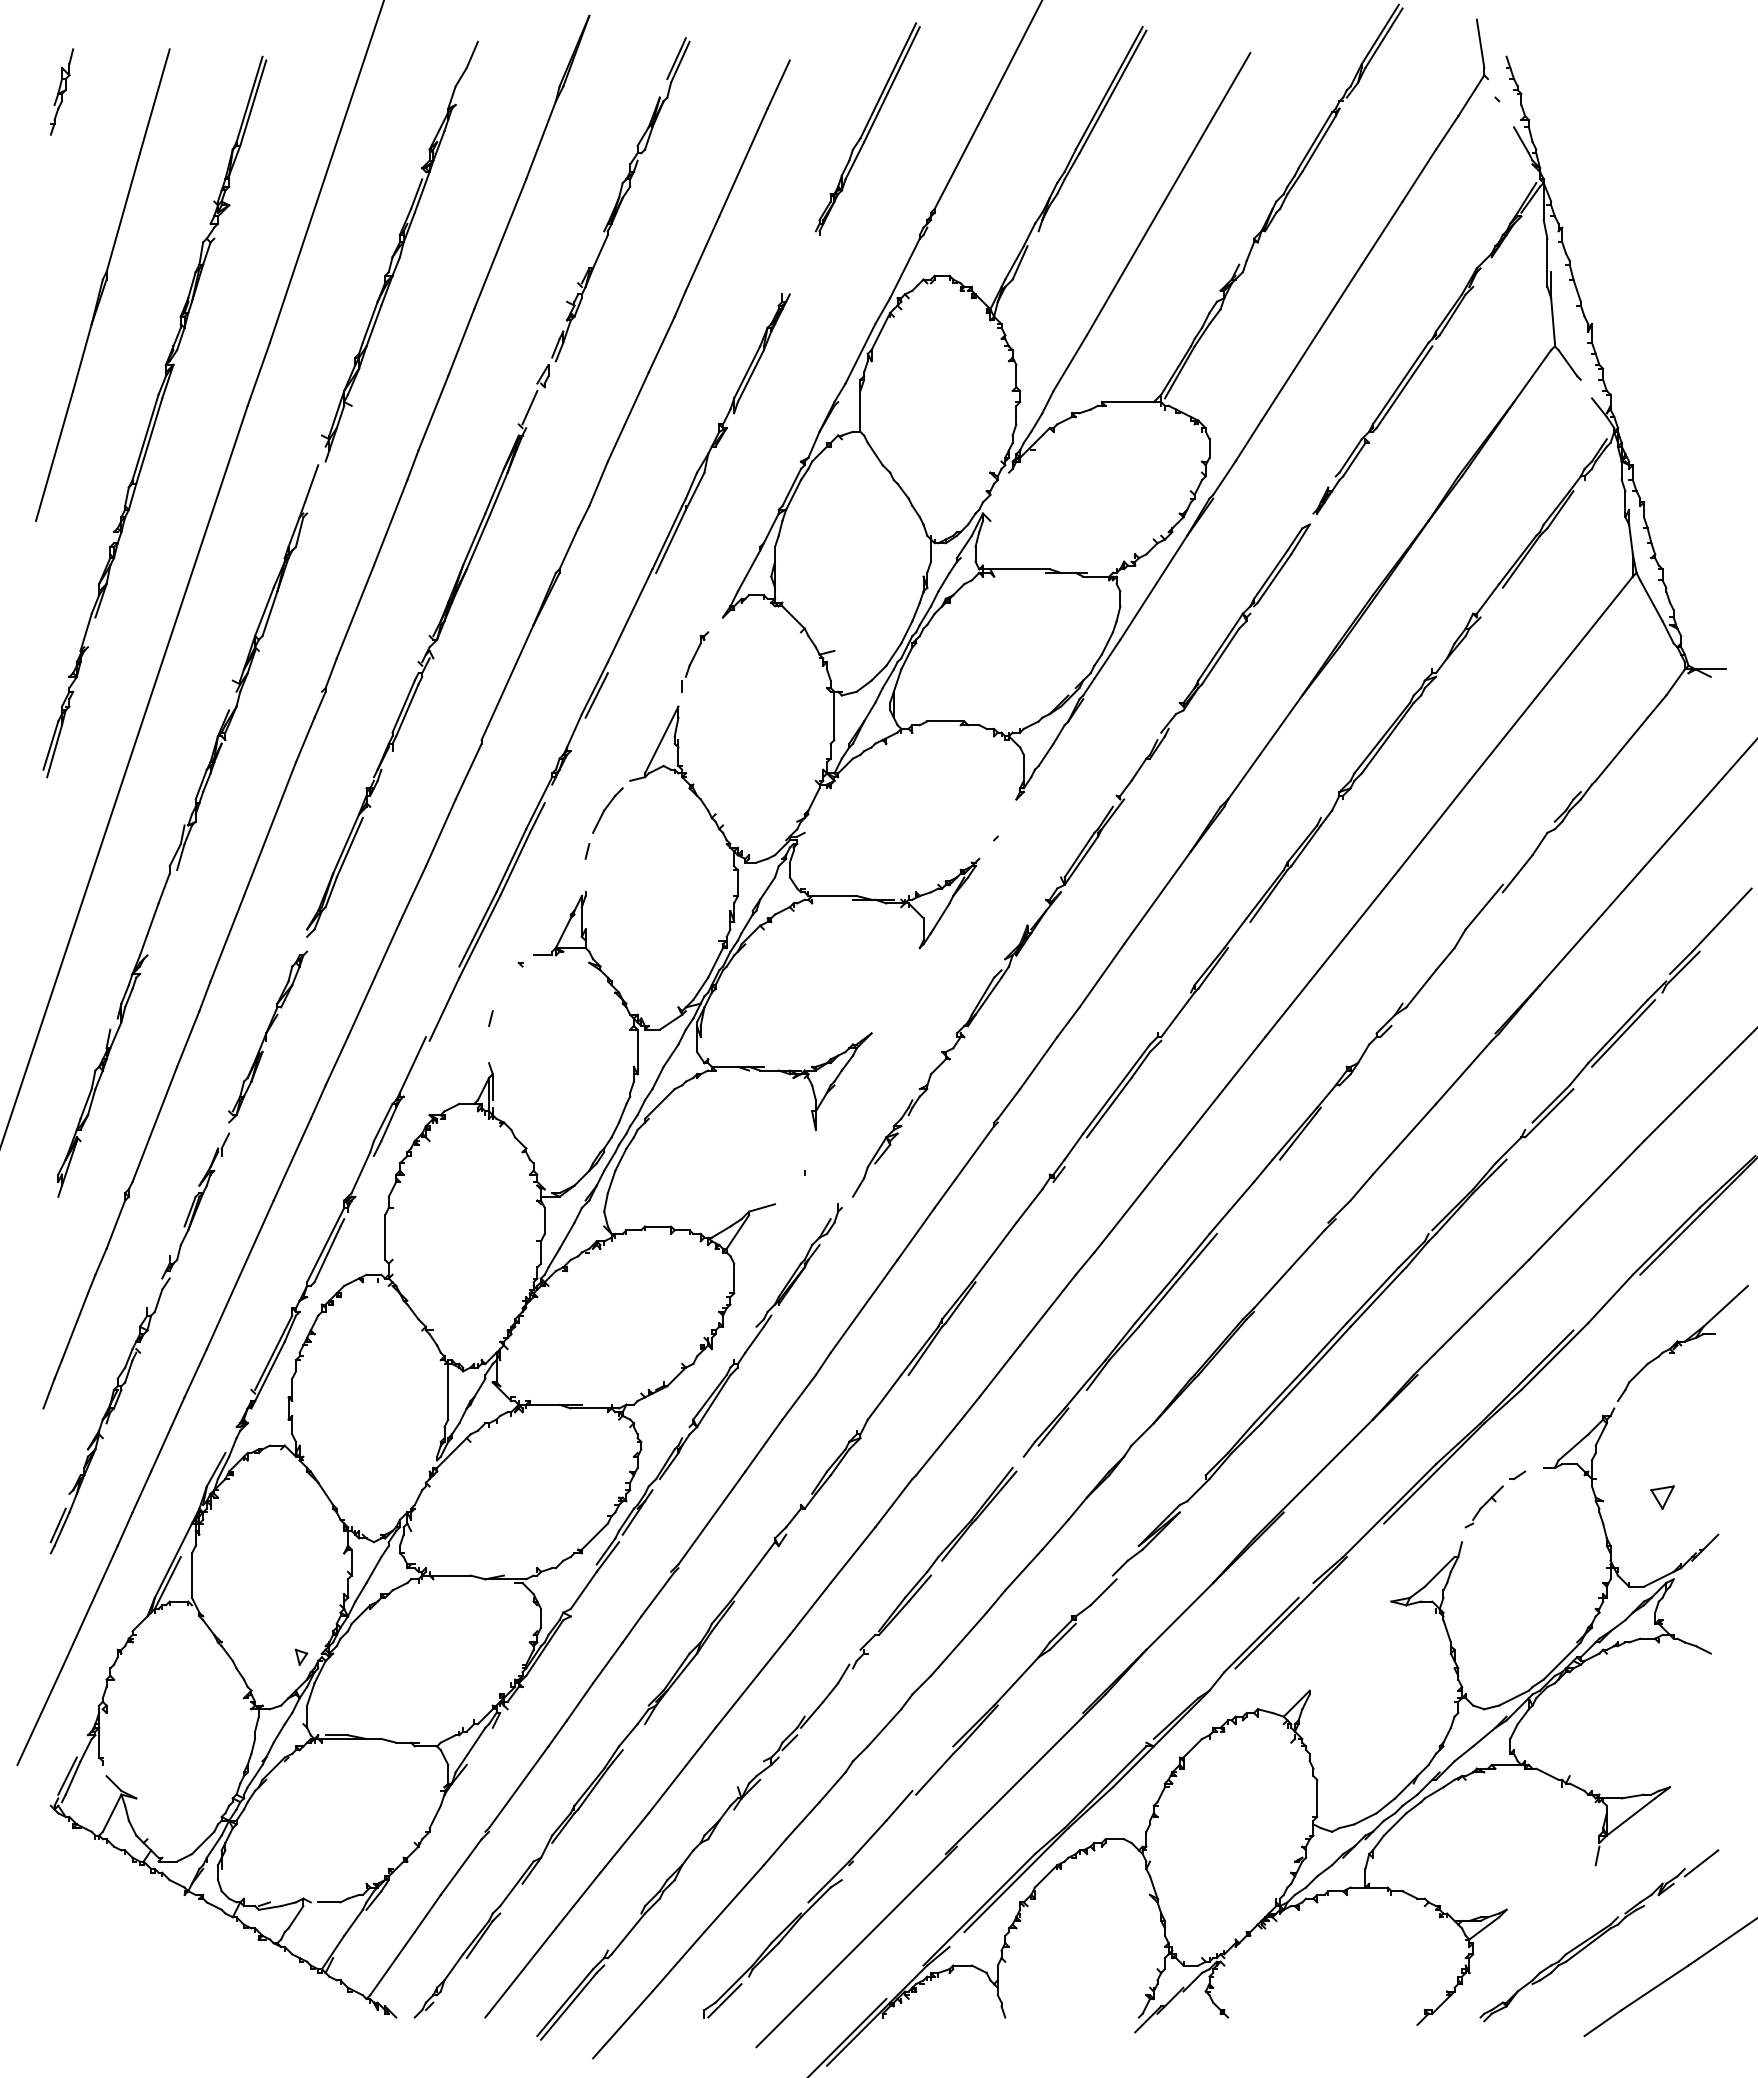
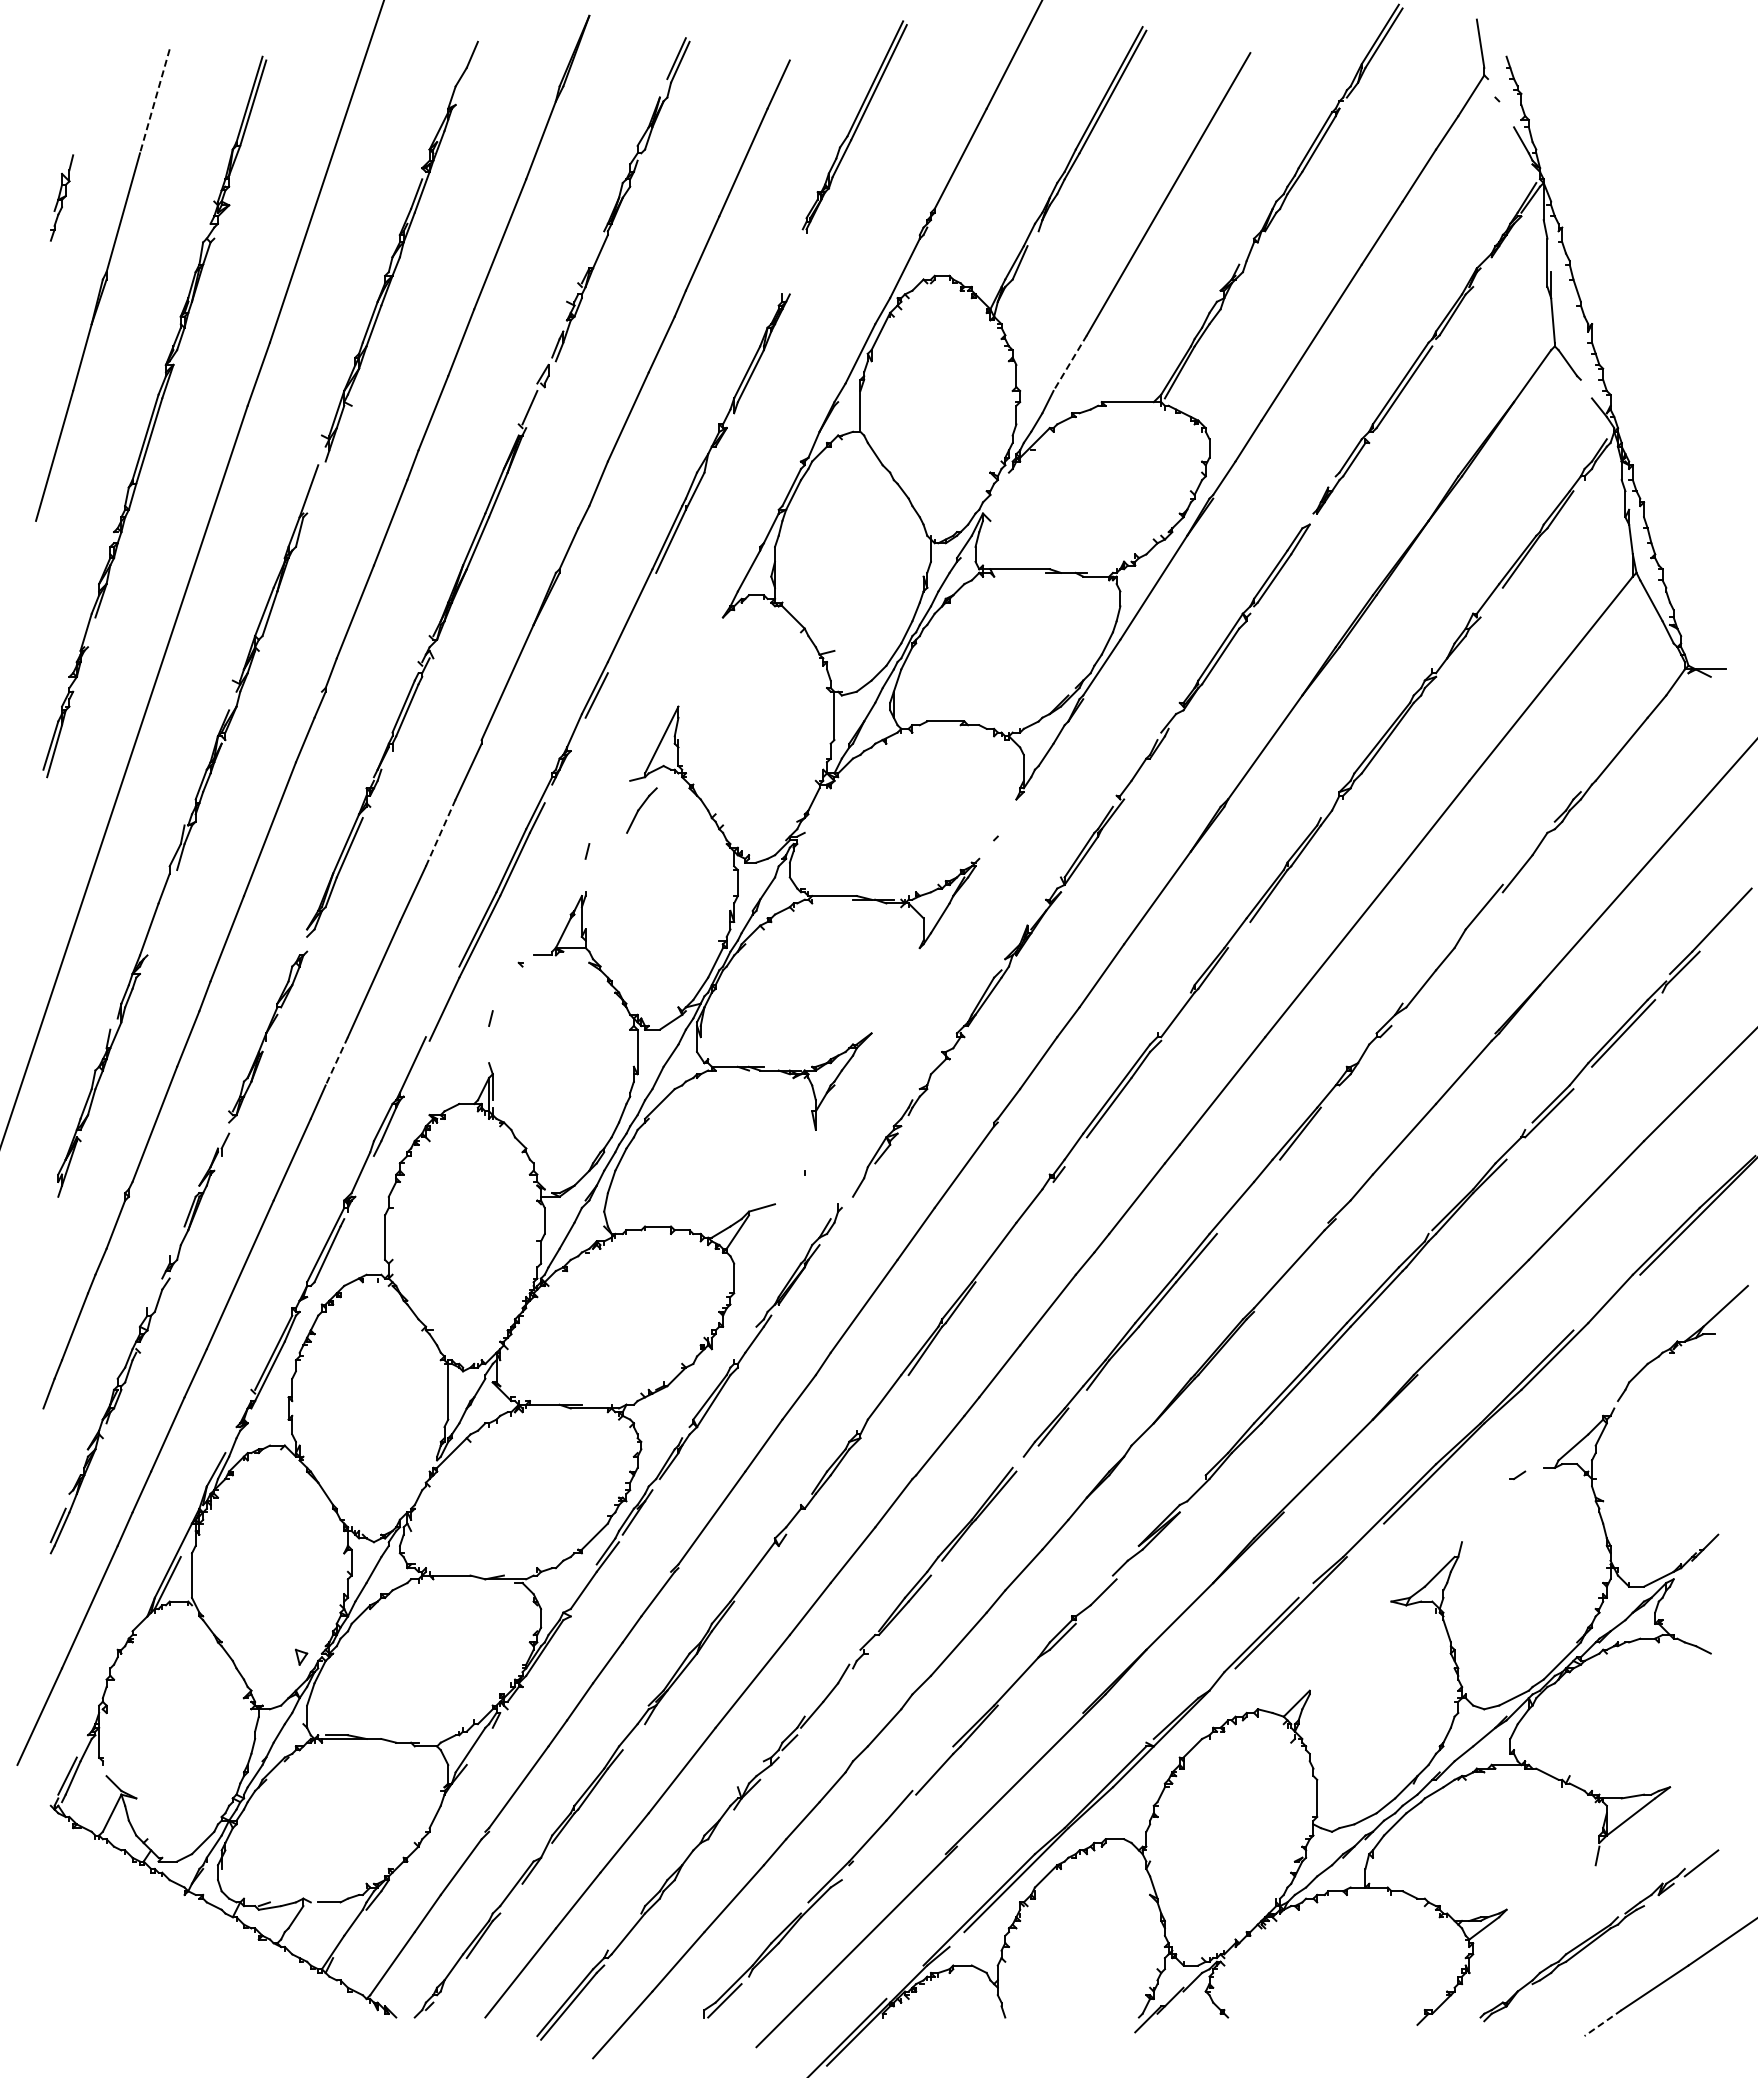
part position: (62, 91) -> (62, 197) (62, 197)
line: solid -> dashed (154, 101)
part position: (867, 128) -> (854, 126) (854, 126)
line: solid -> dashed (1069, 363)
part: present -> none (695, 661)
part position: (607, 810) -> (641, 810) (641, 810)
line: solid -> dashed (440, 832)
line: solid -> dashed (336, 1061)
part: present -> none (1662, 1497)
part: present -> none (1483, 1506)
line: solid -> dashed (1603, 2023)
